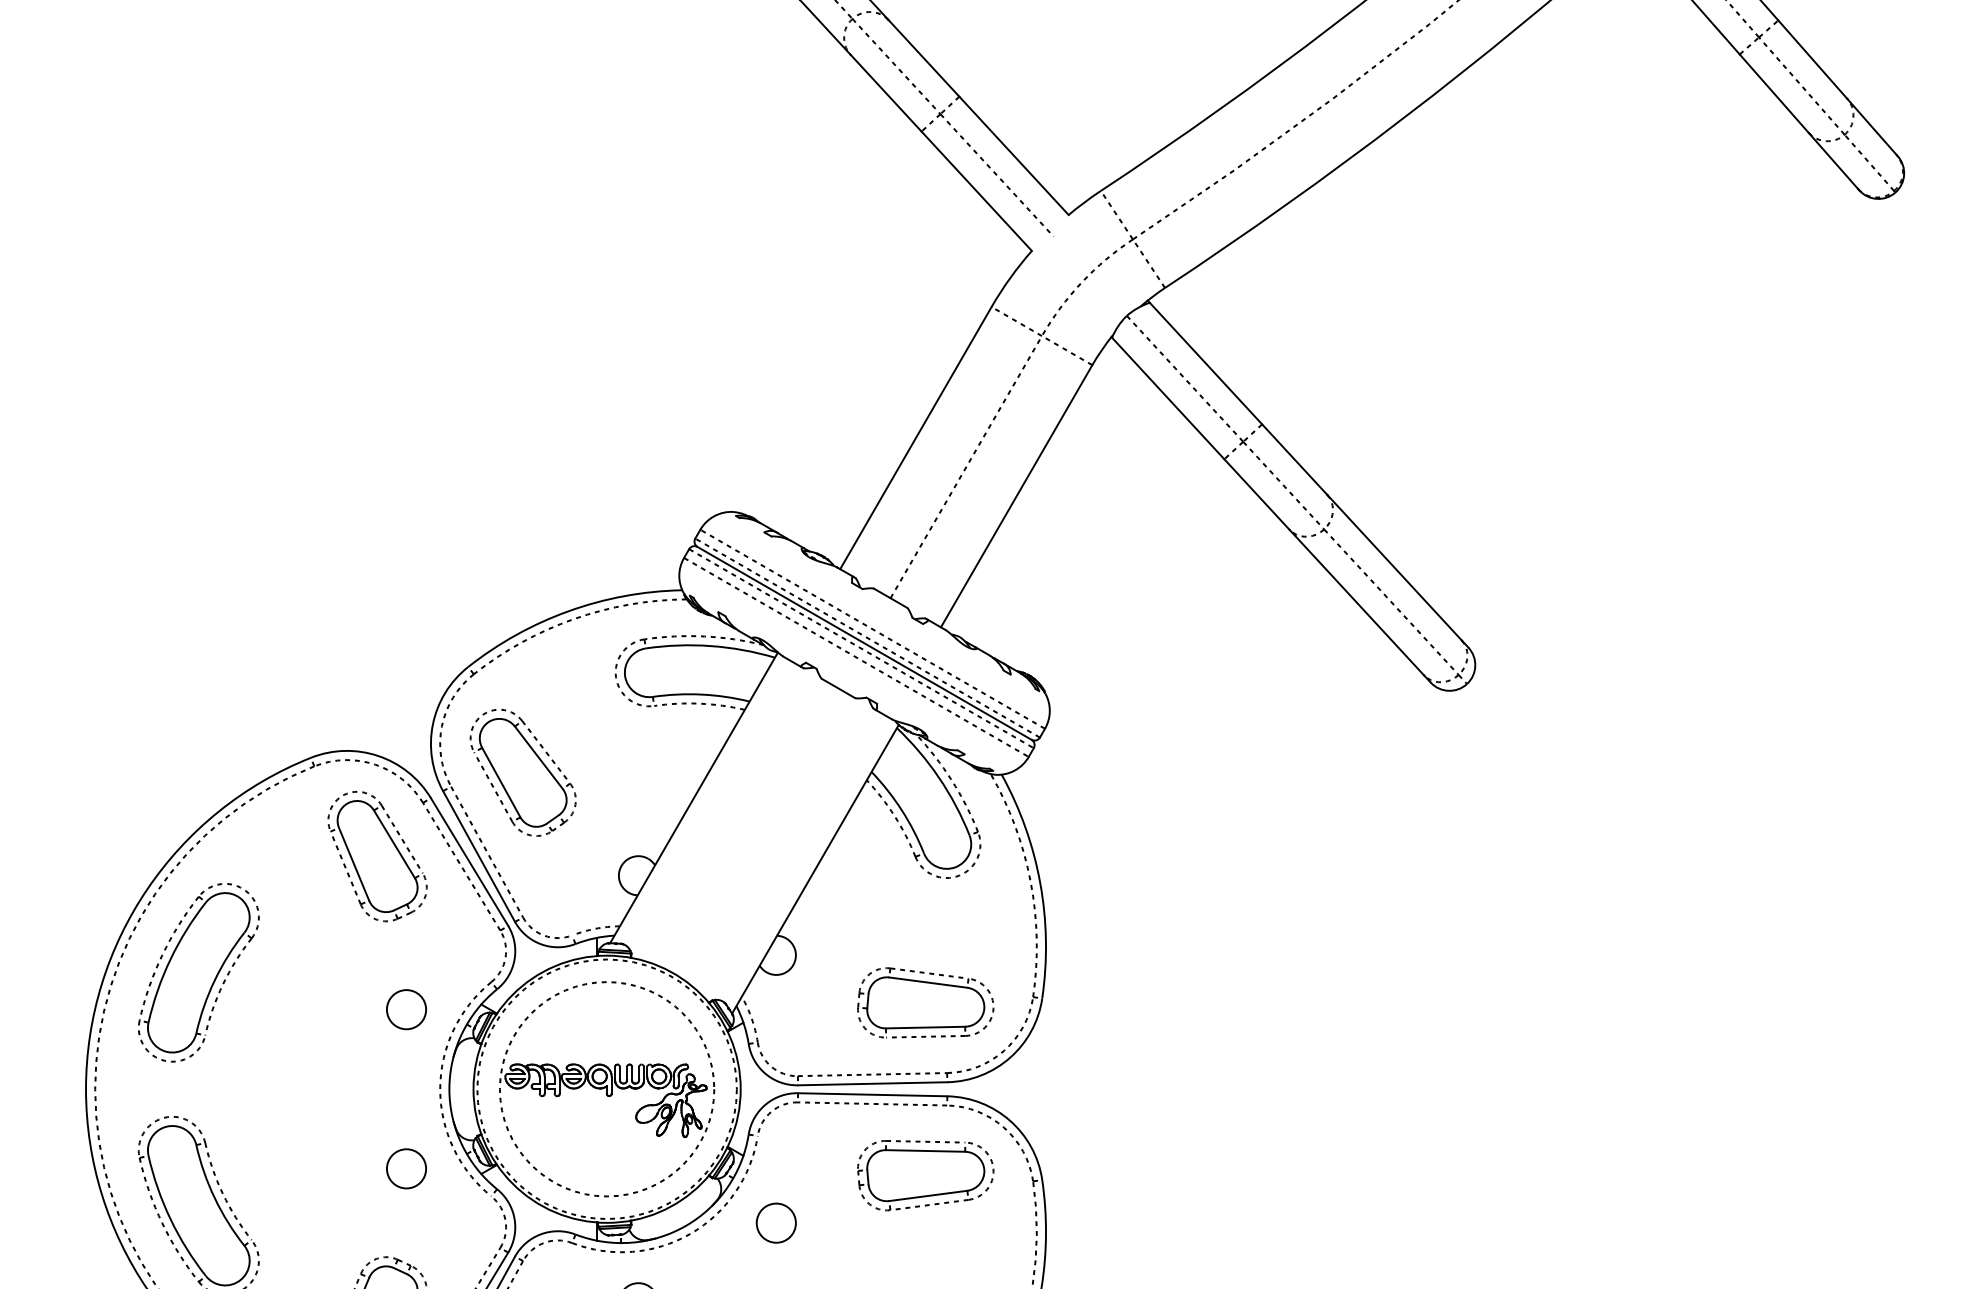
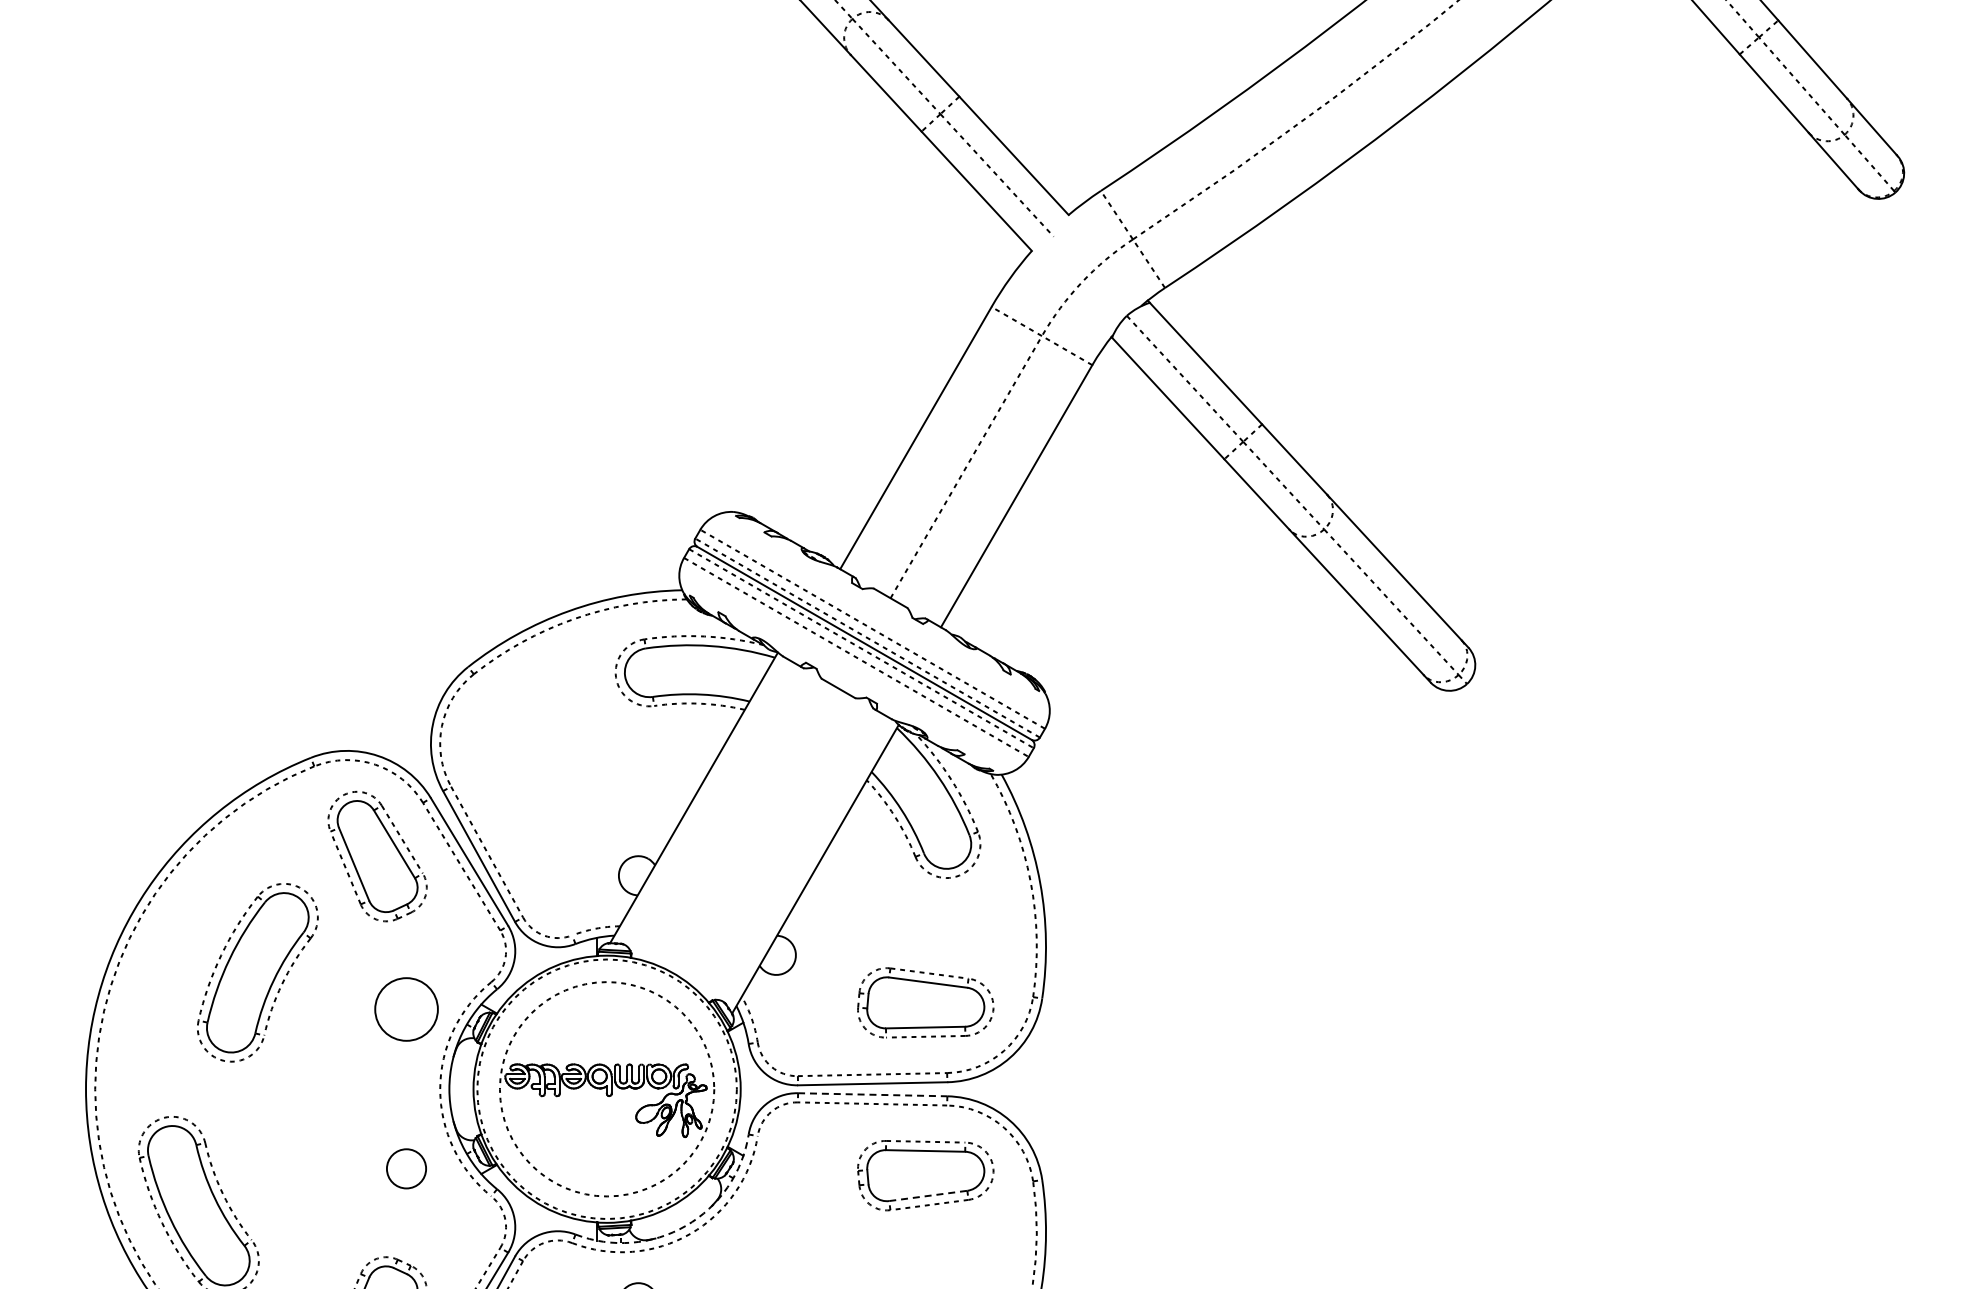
part: present -> none (522, 772)
part position: (198, 972) -> (257, 972) (257, 972)
circle size: 41x42 px -> 65x65 px (406, 1009)
line: solid -> dashed (872, 1094)
line: solid -> dashed (928, 1195)
circle: present -> none (775, 1222)
arc: solid -> dashed (685, 1225)
